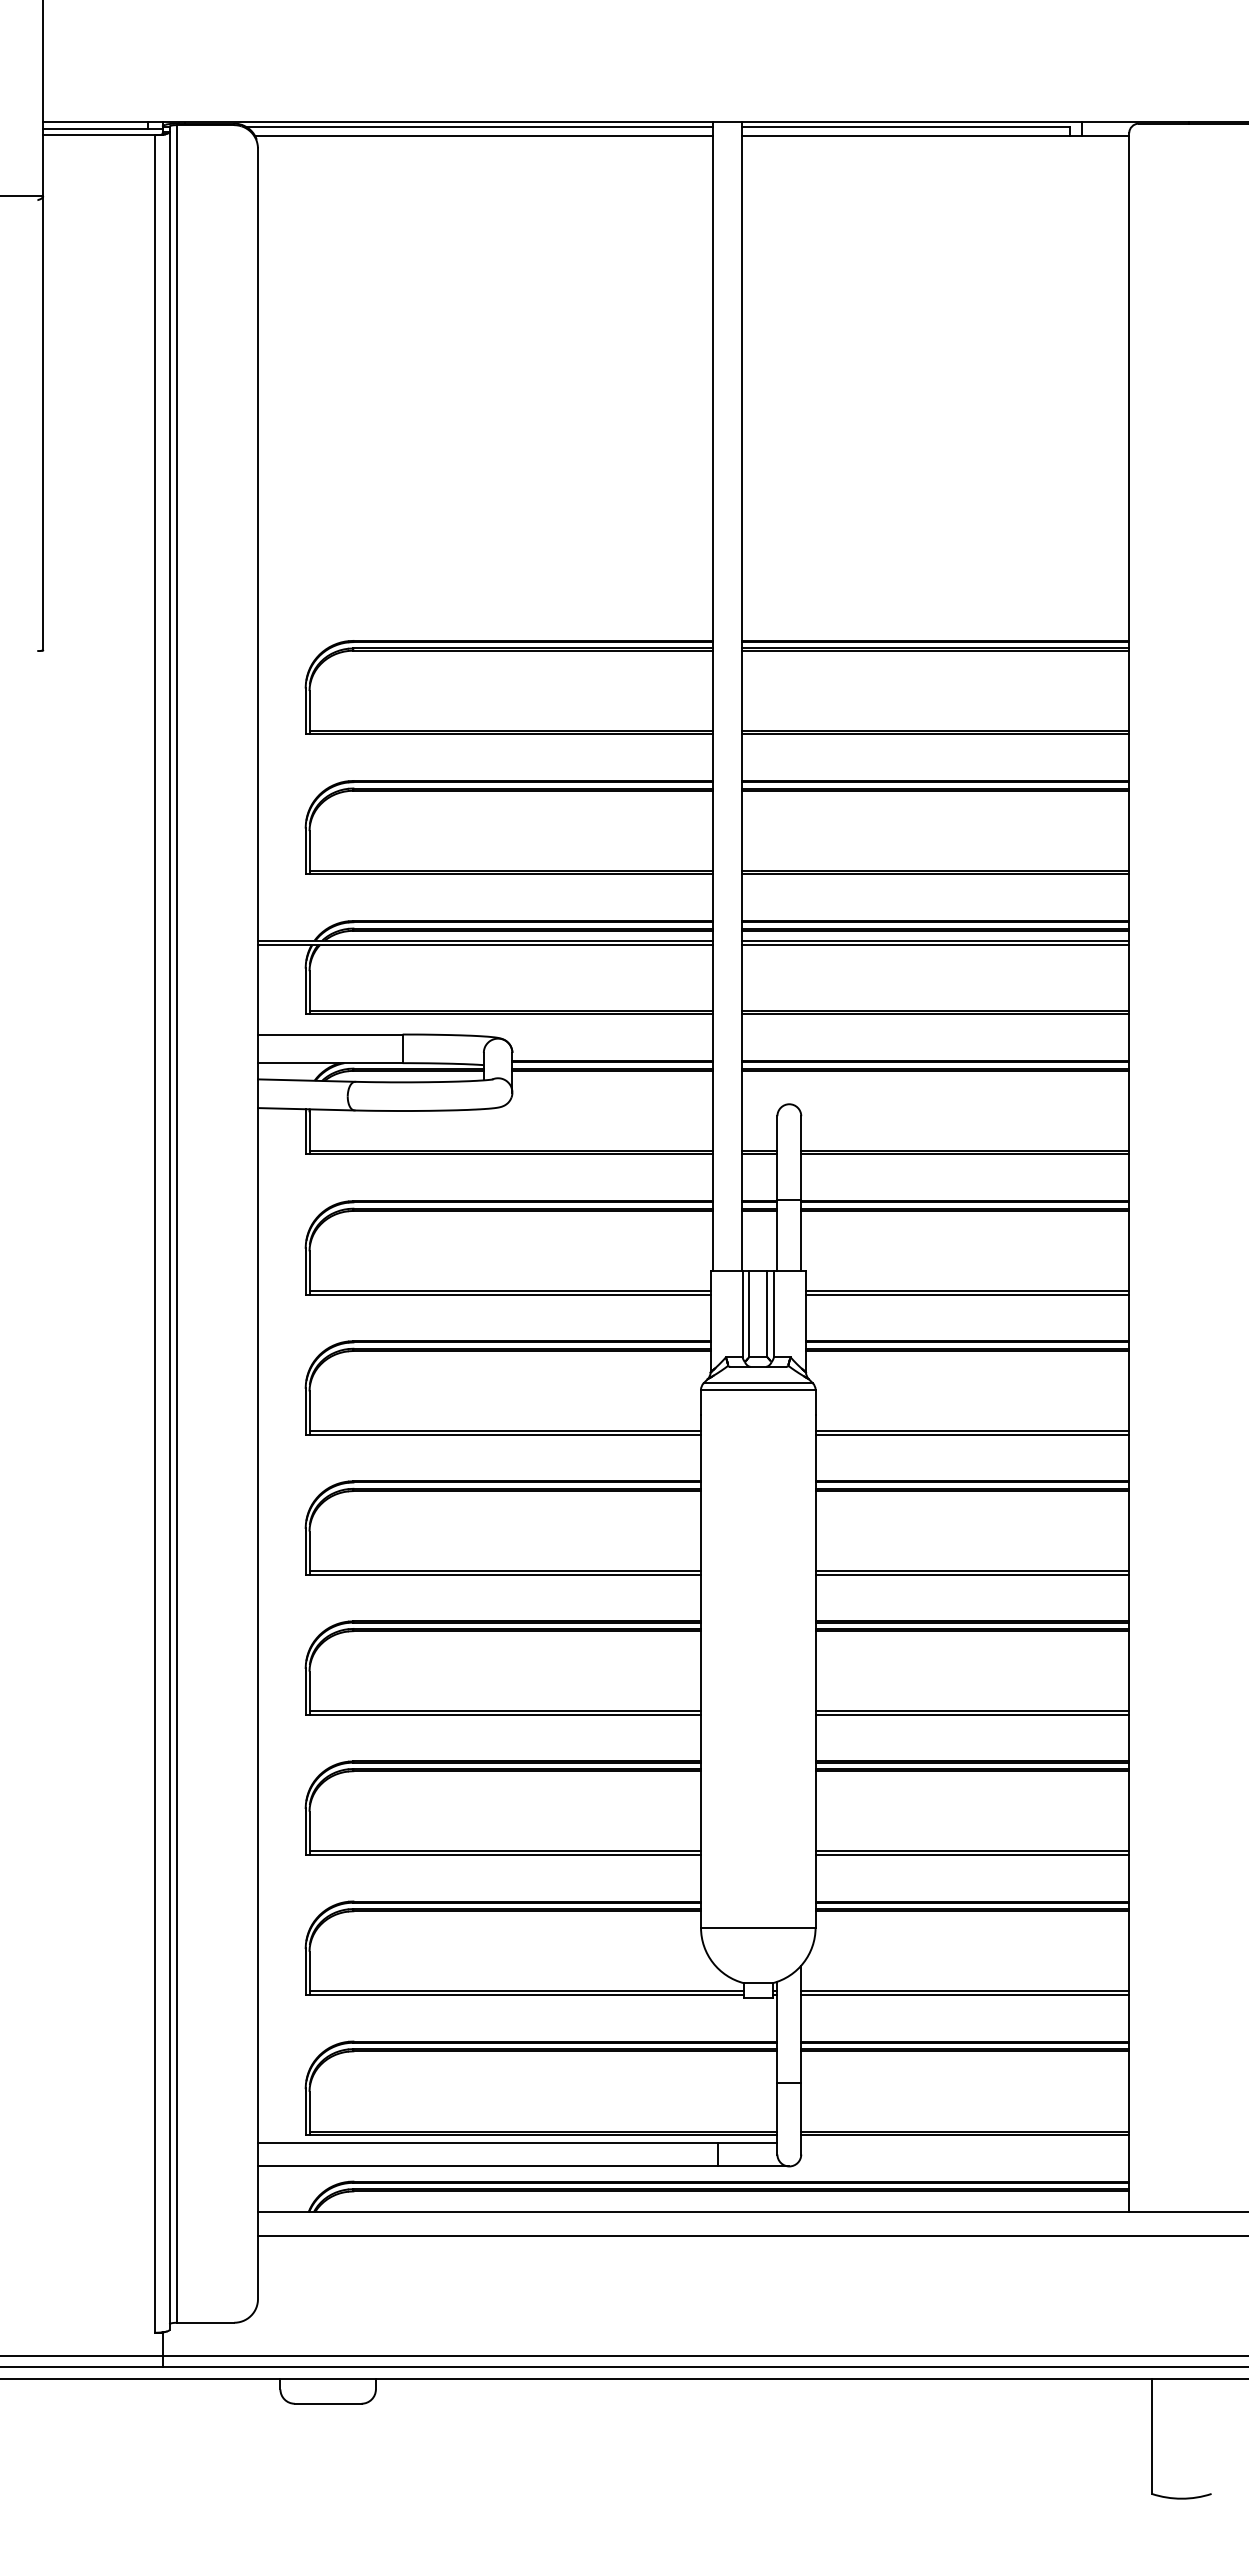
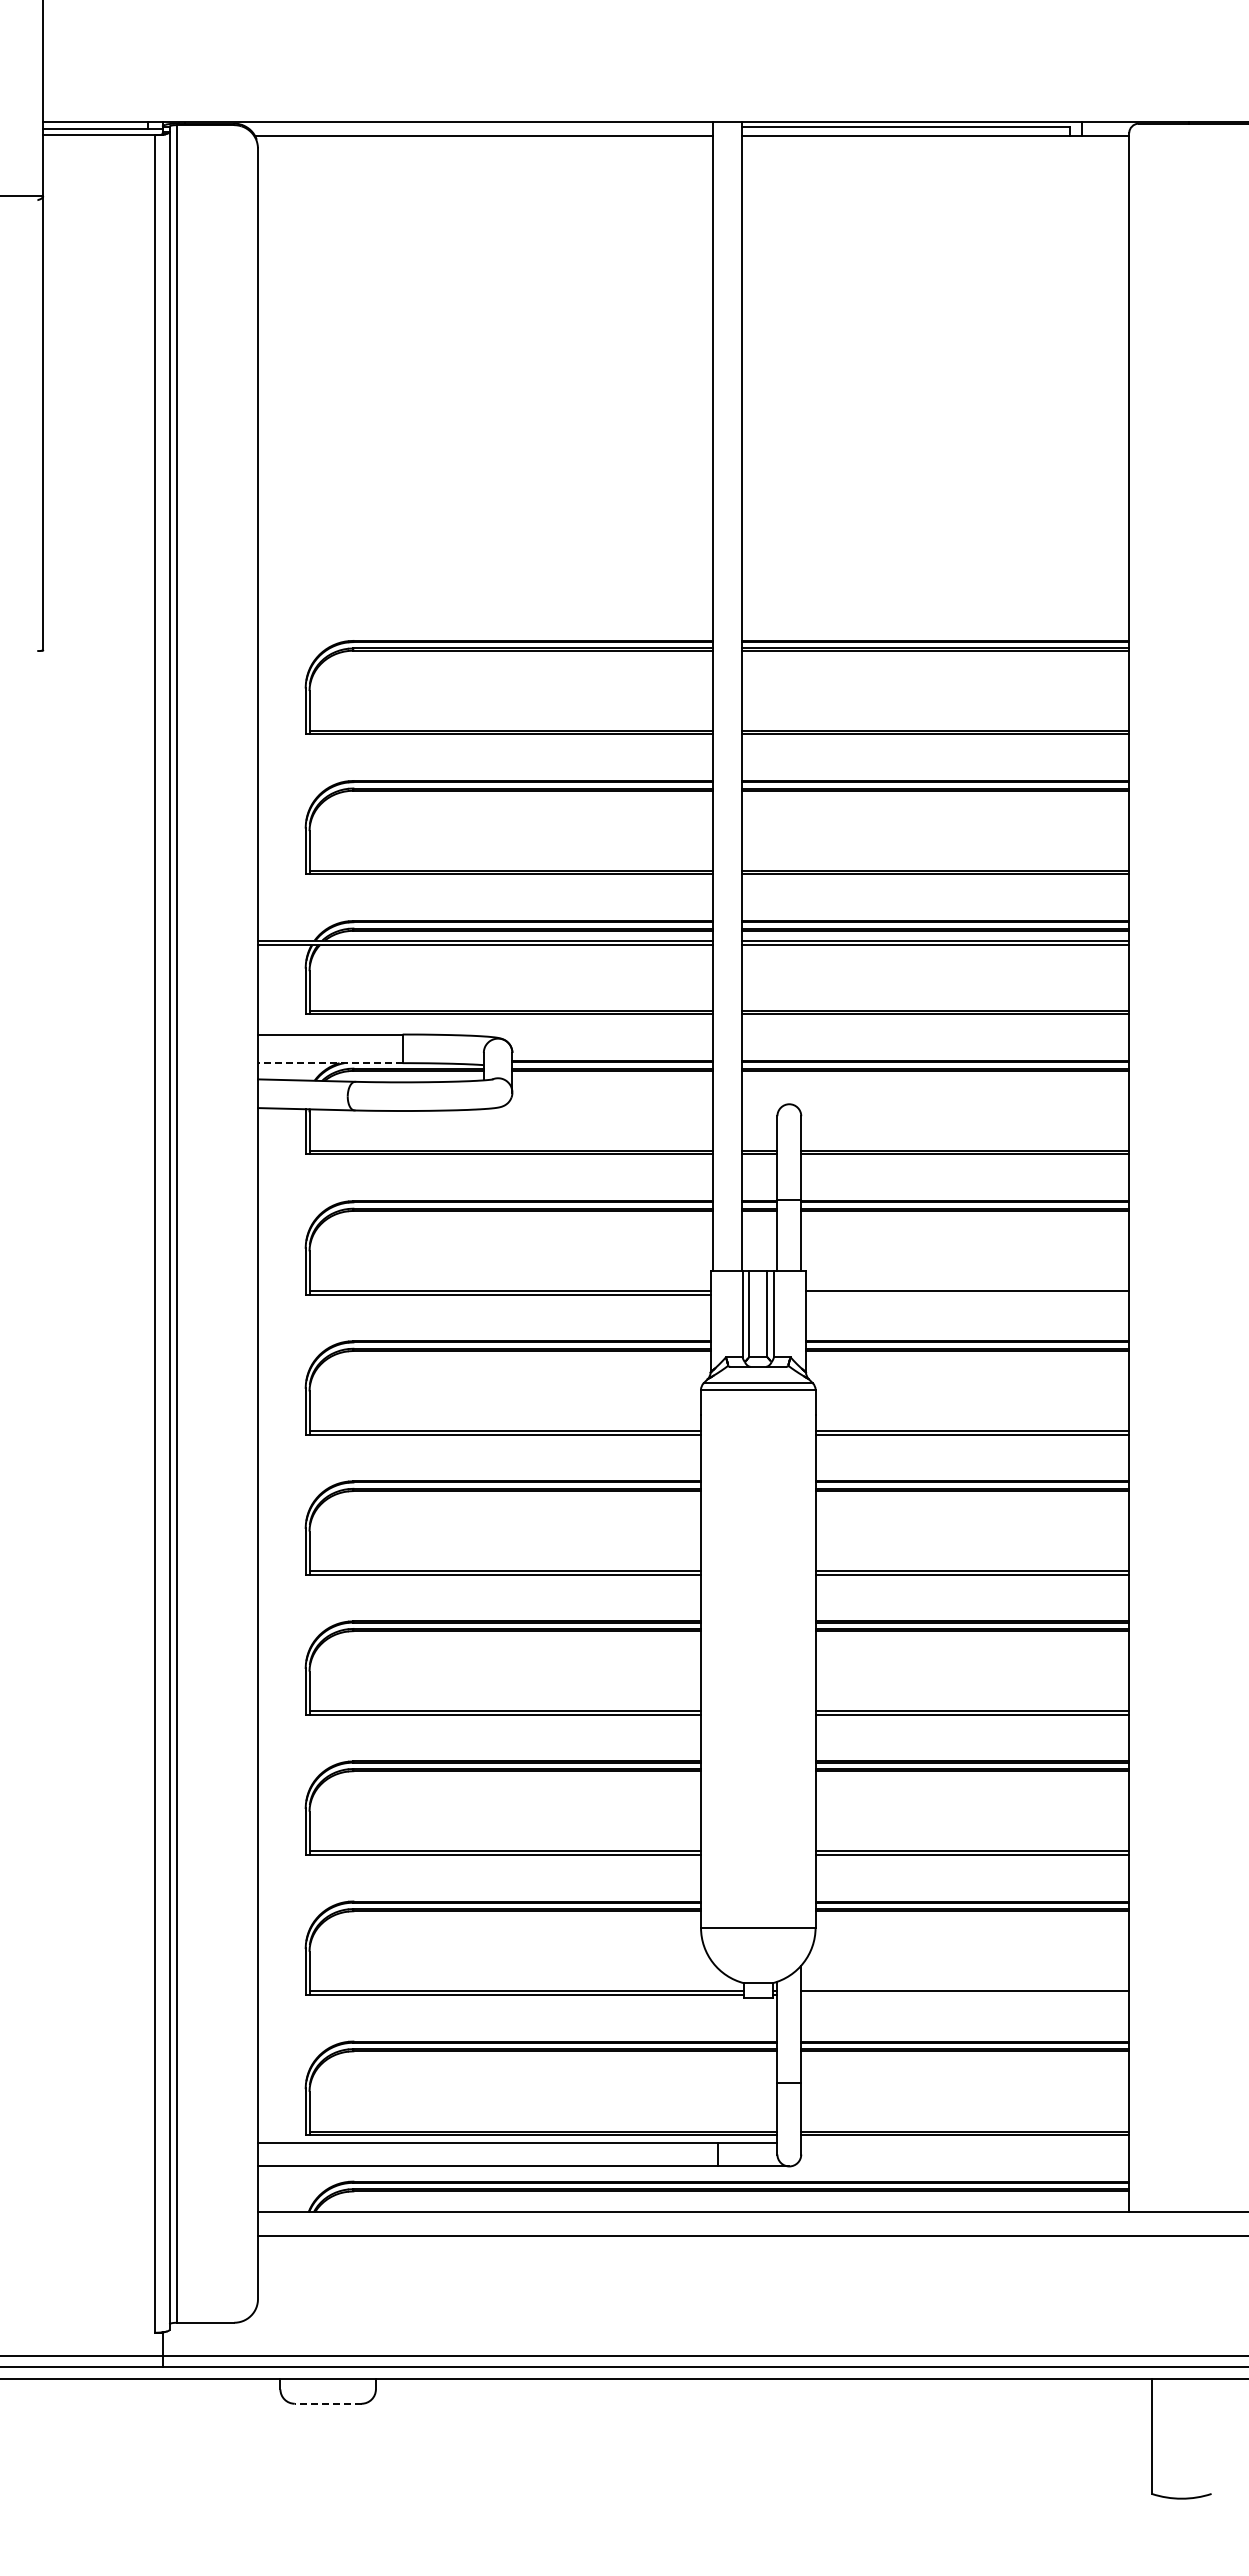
line: present -> none (479, 127)
line: solid -> dashed (329, 1063)
line: present -> none (967, 1294)
line: present -> none (965, 1994)
line: solid -> dashed (327, 2403)
